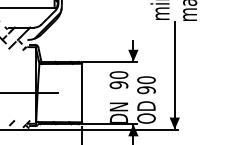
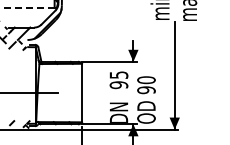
line: solid -> dashed (27, 7)
text: 90 -> 95 (118, 74)
